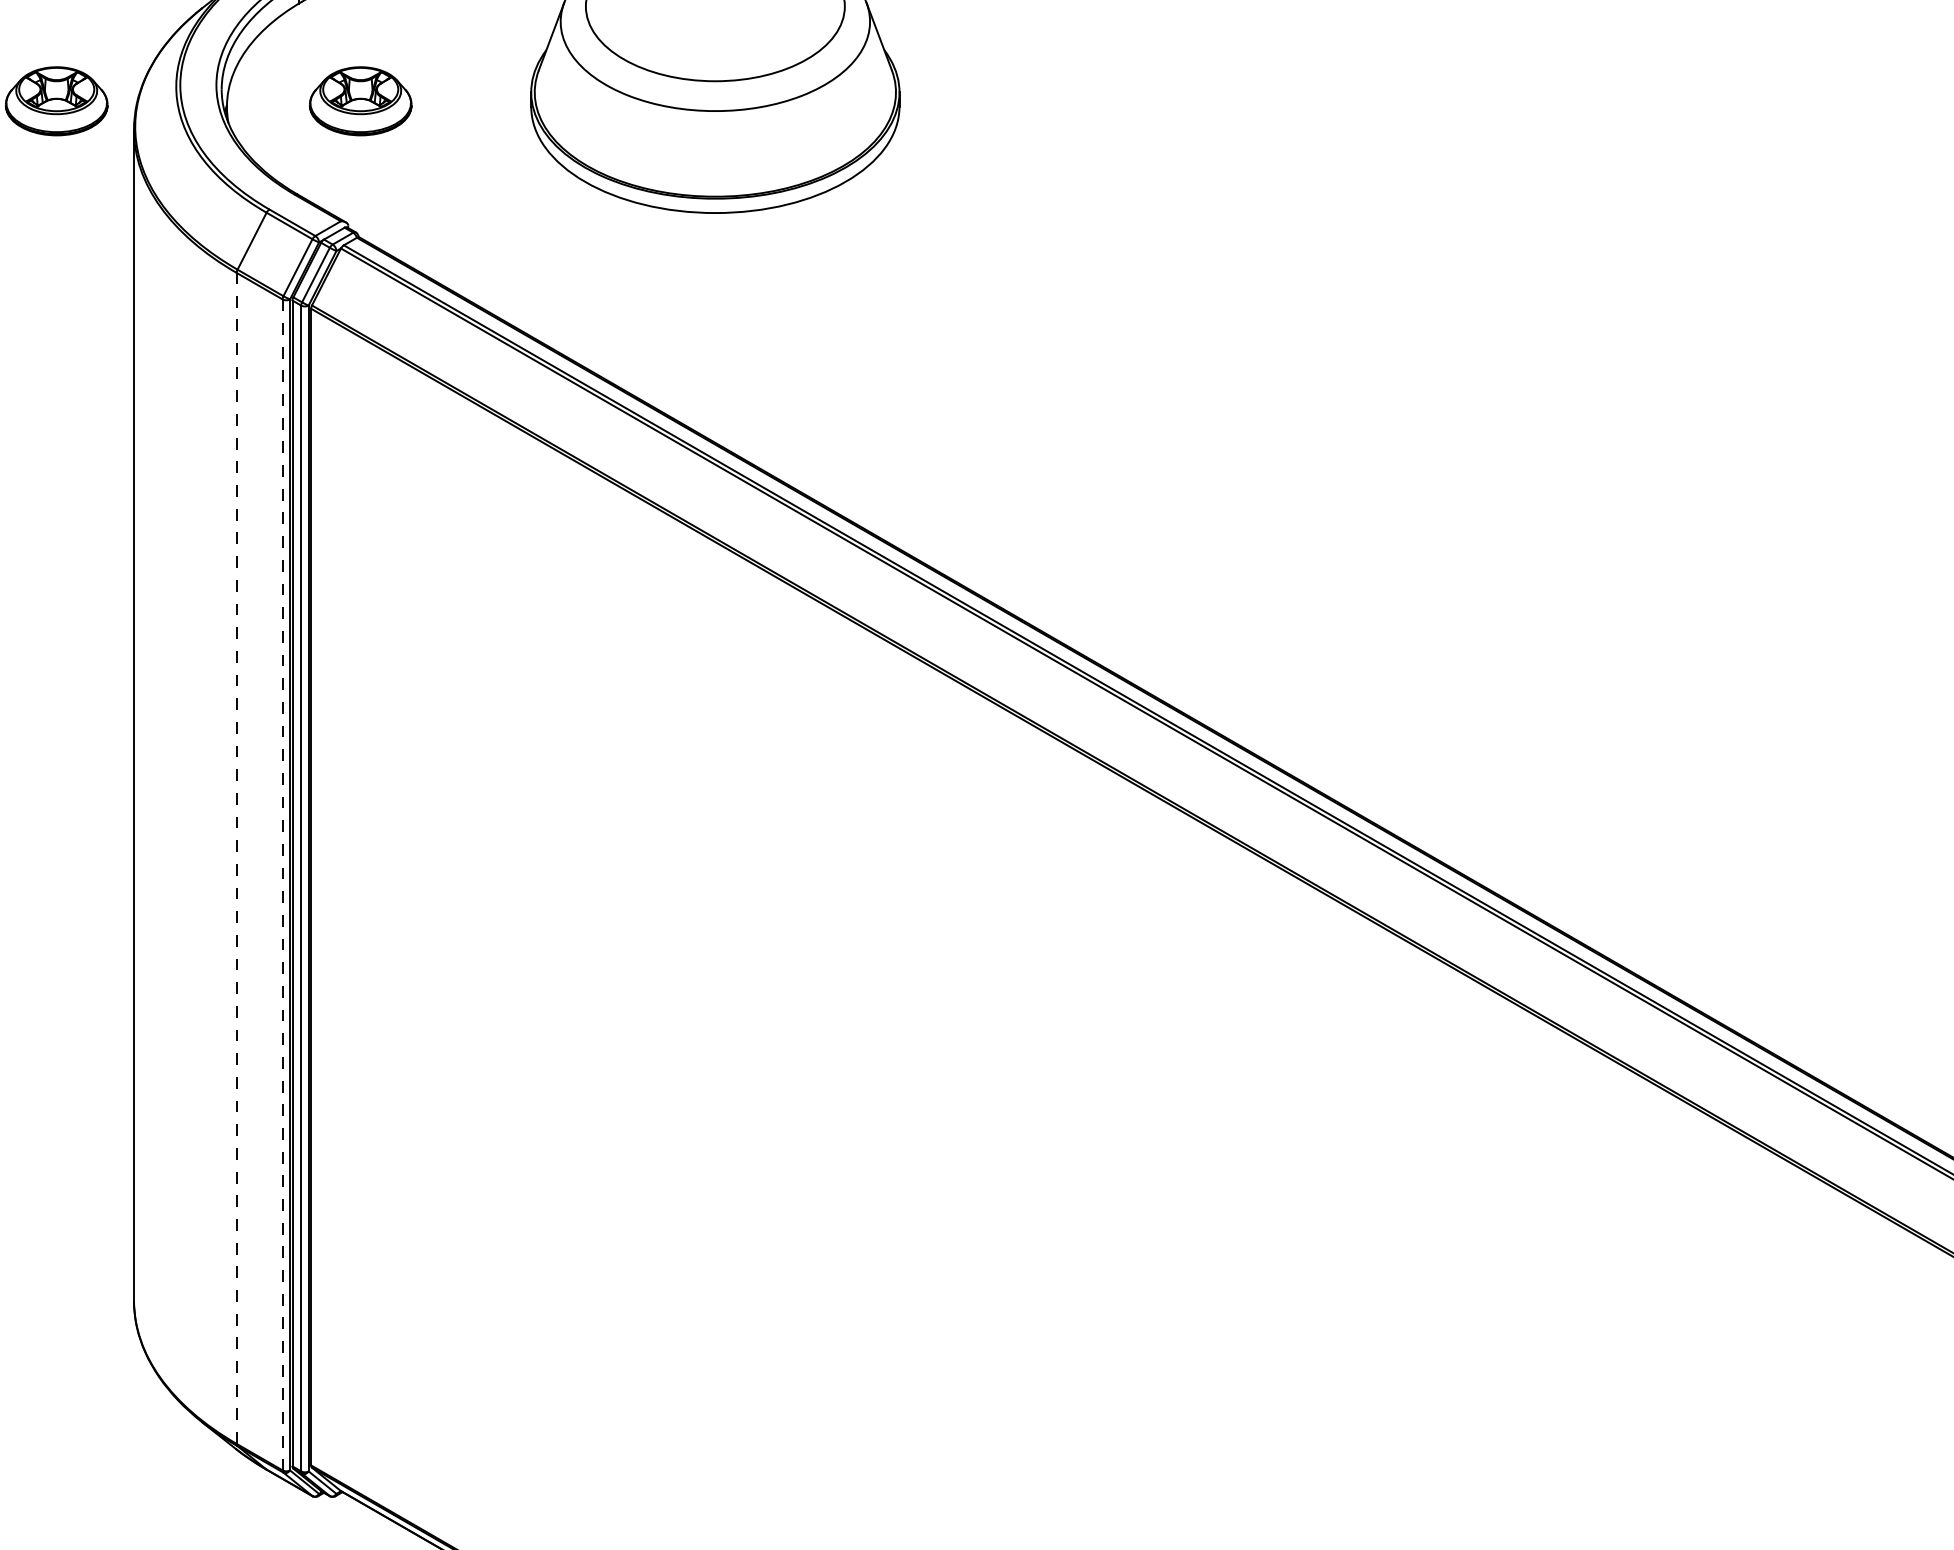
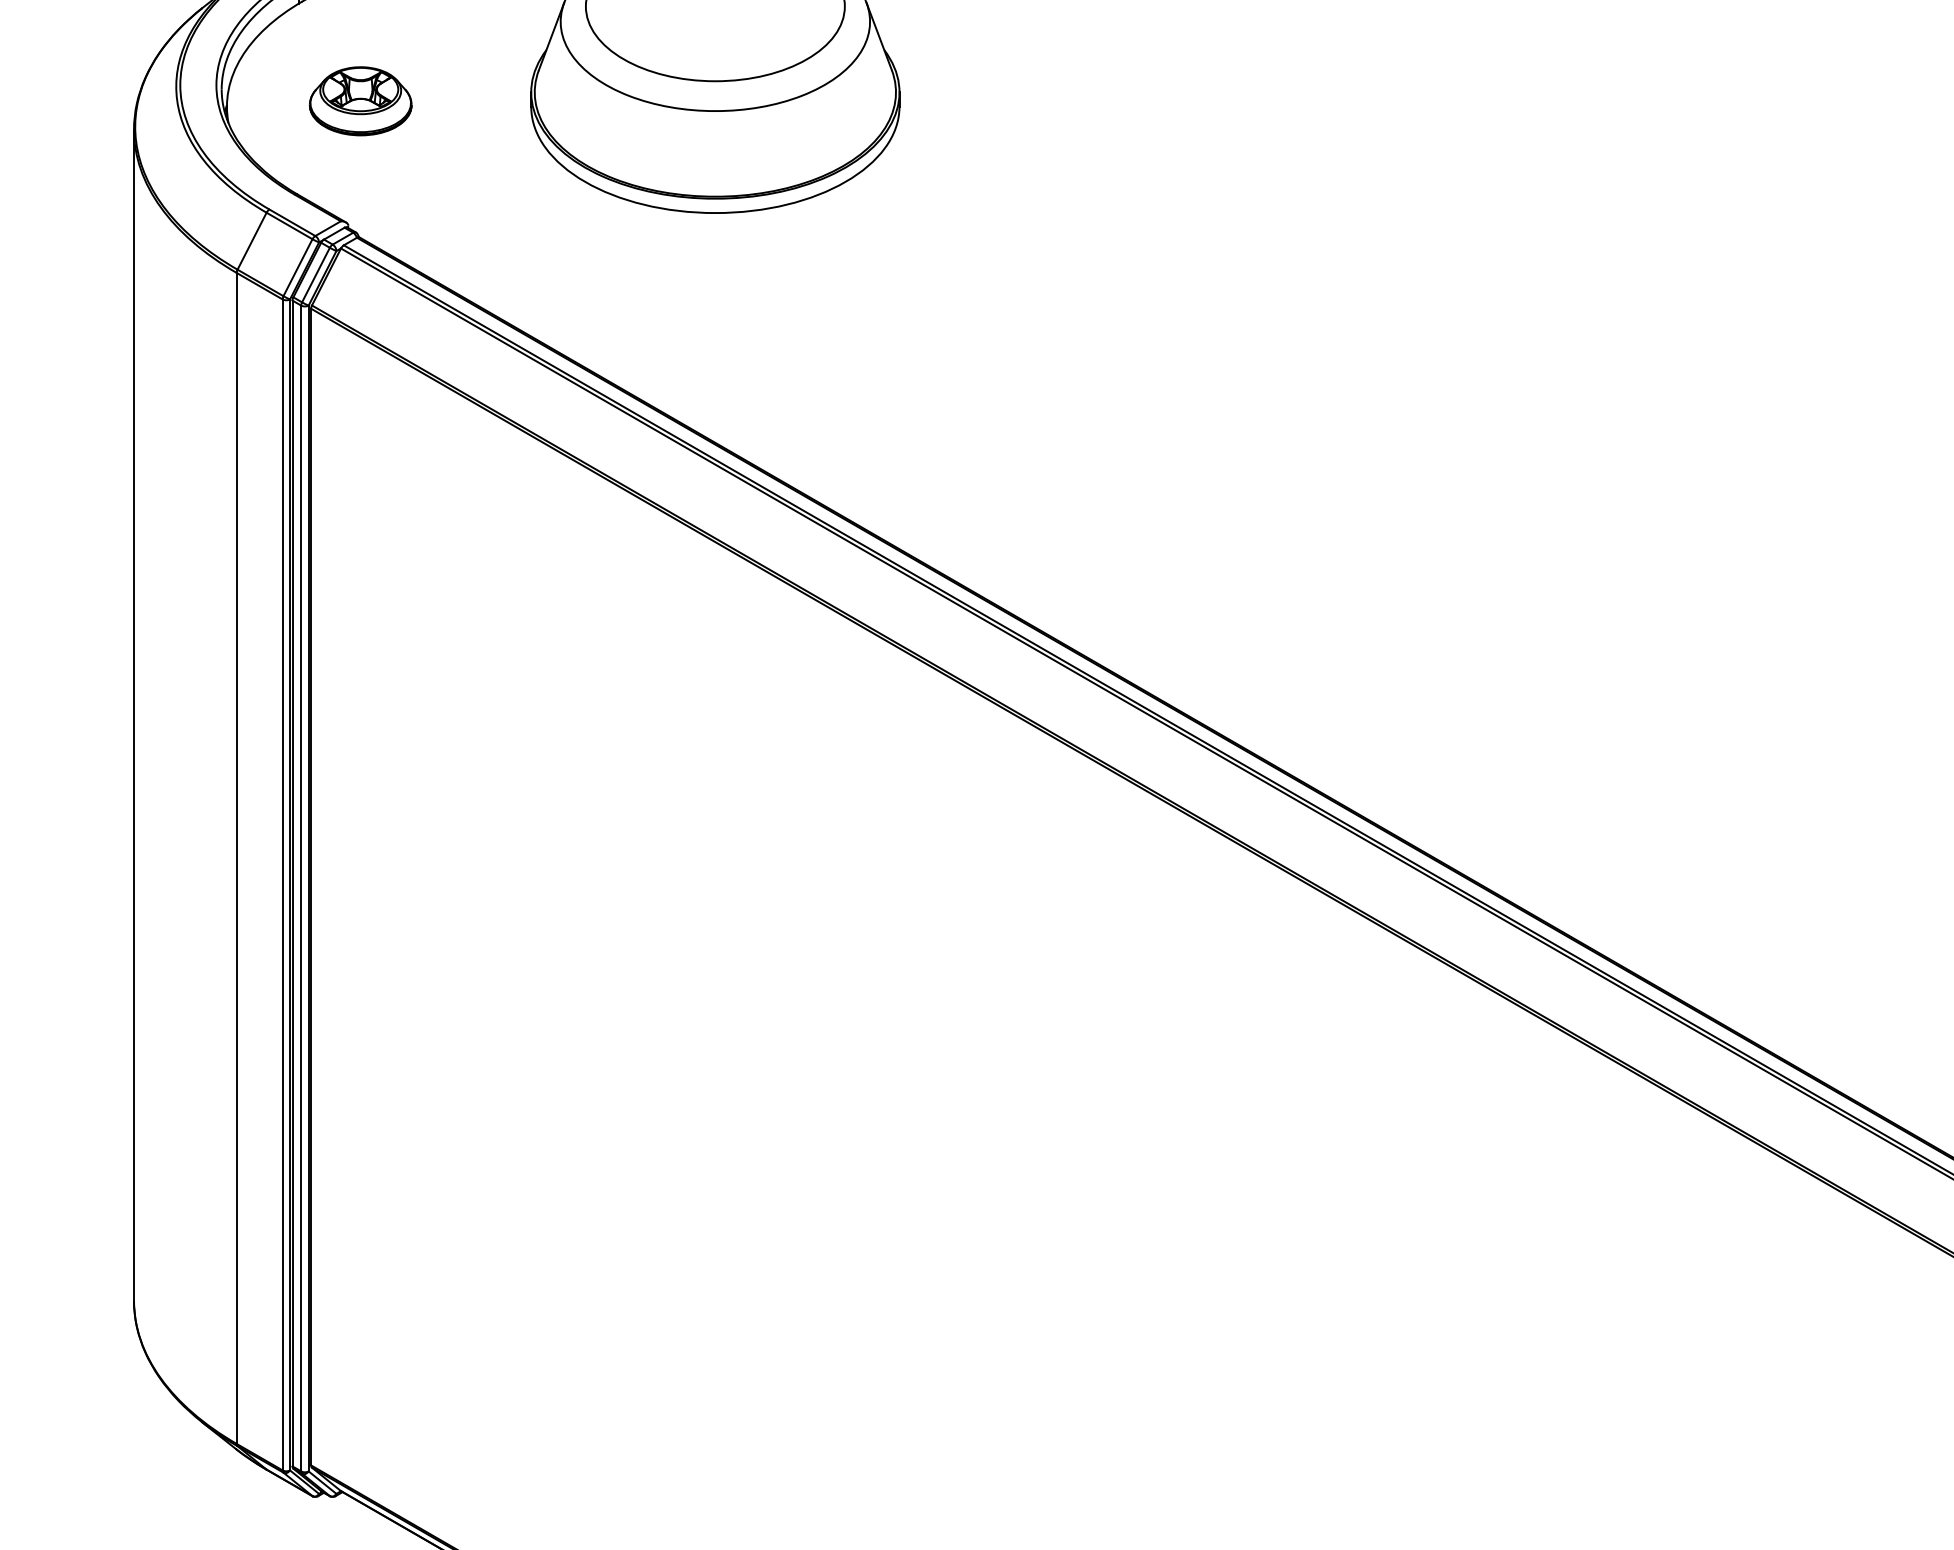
part: present -> none (56, 101)
line: dashed -> solid (236, 857)
line: dashed -> solid (282, 885)
